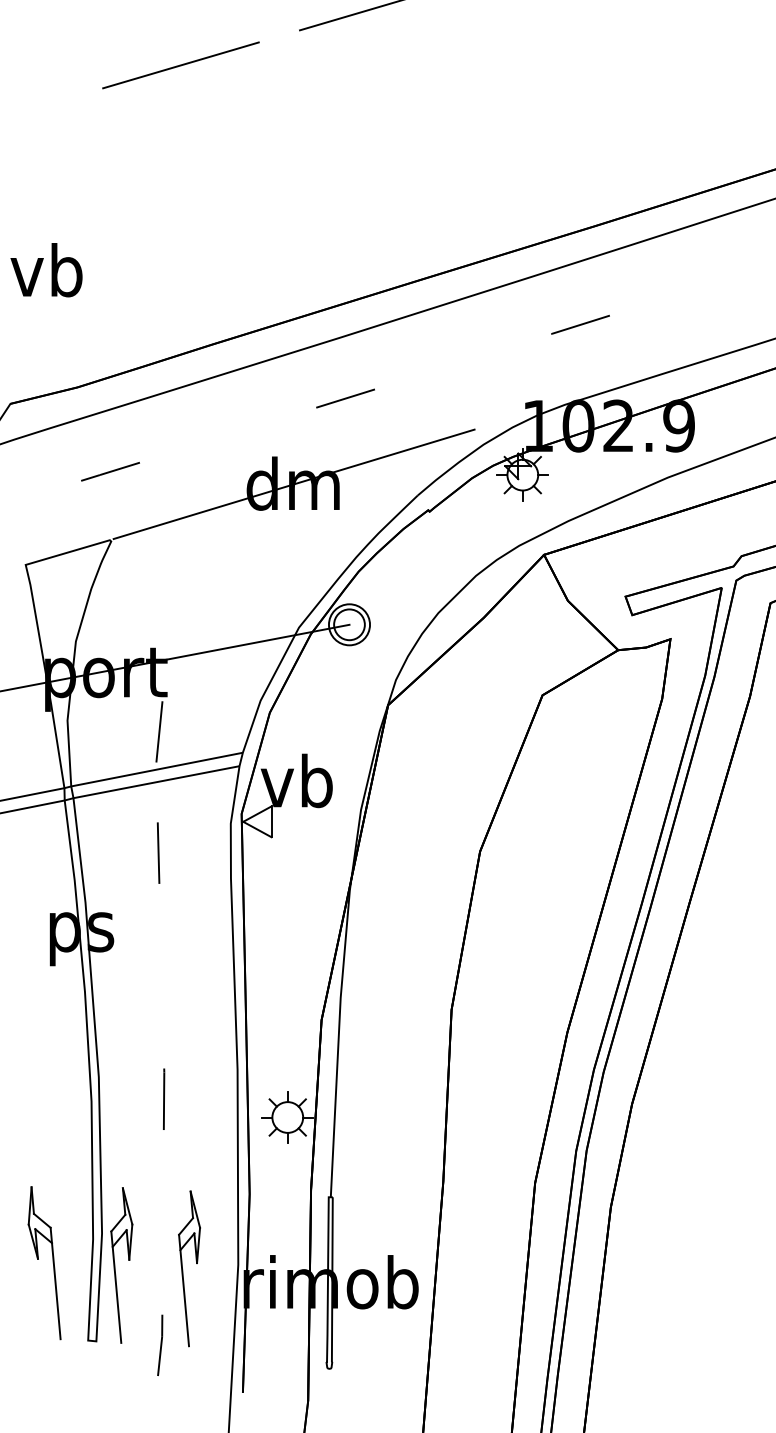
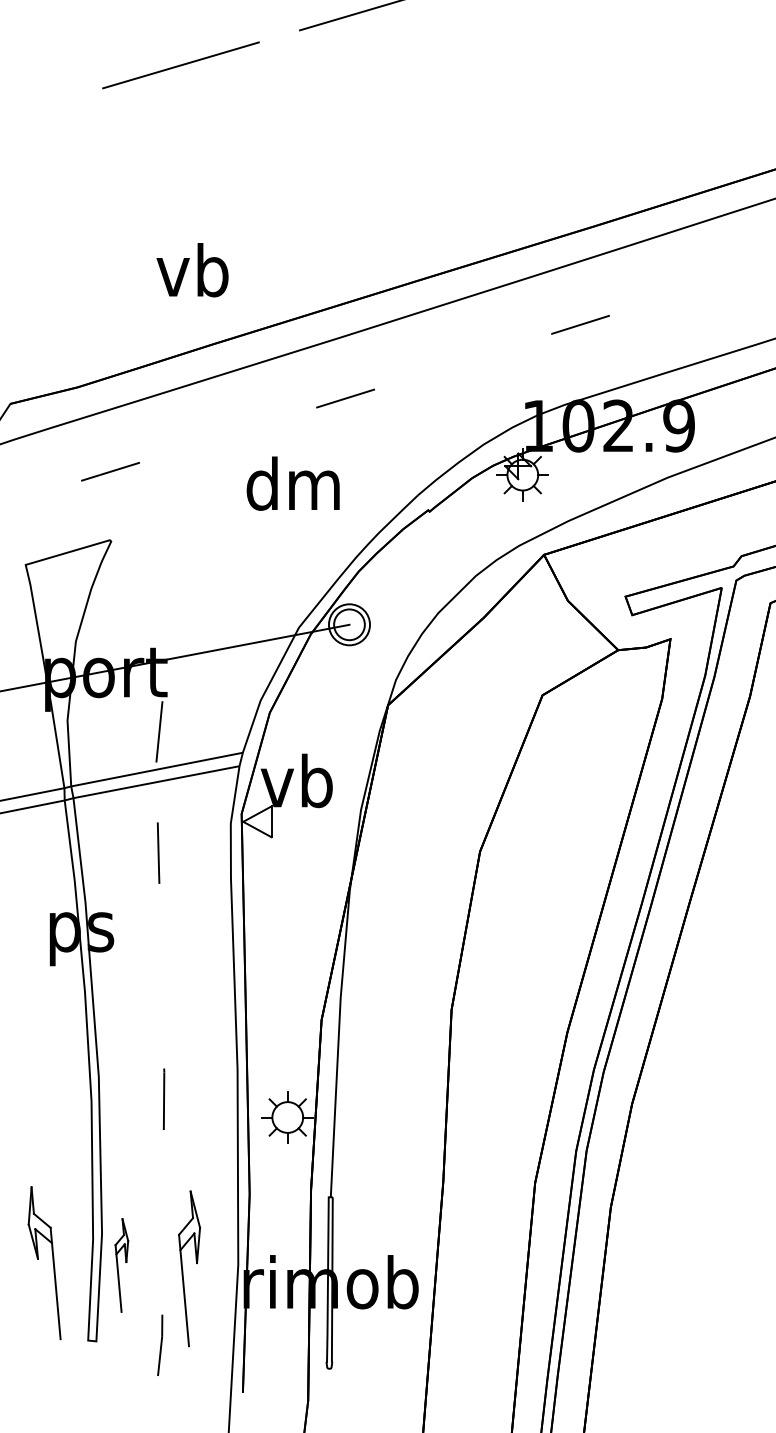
text position: (46, 270) -> (192, 270) (192, 270)
line: present -> none (293, 484)
part size: 24x157 px -> 16x95 px (121, 1265)
